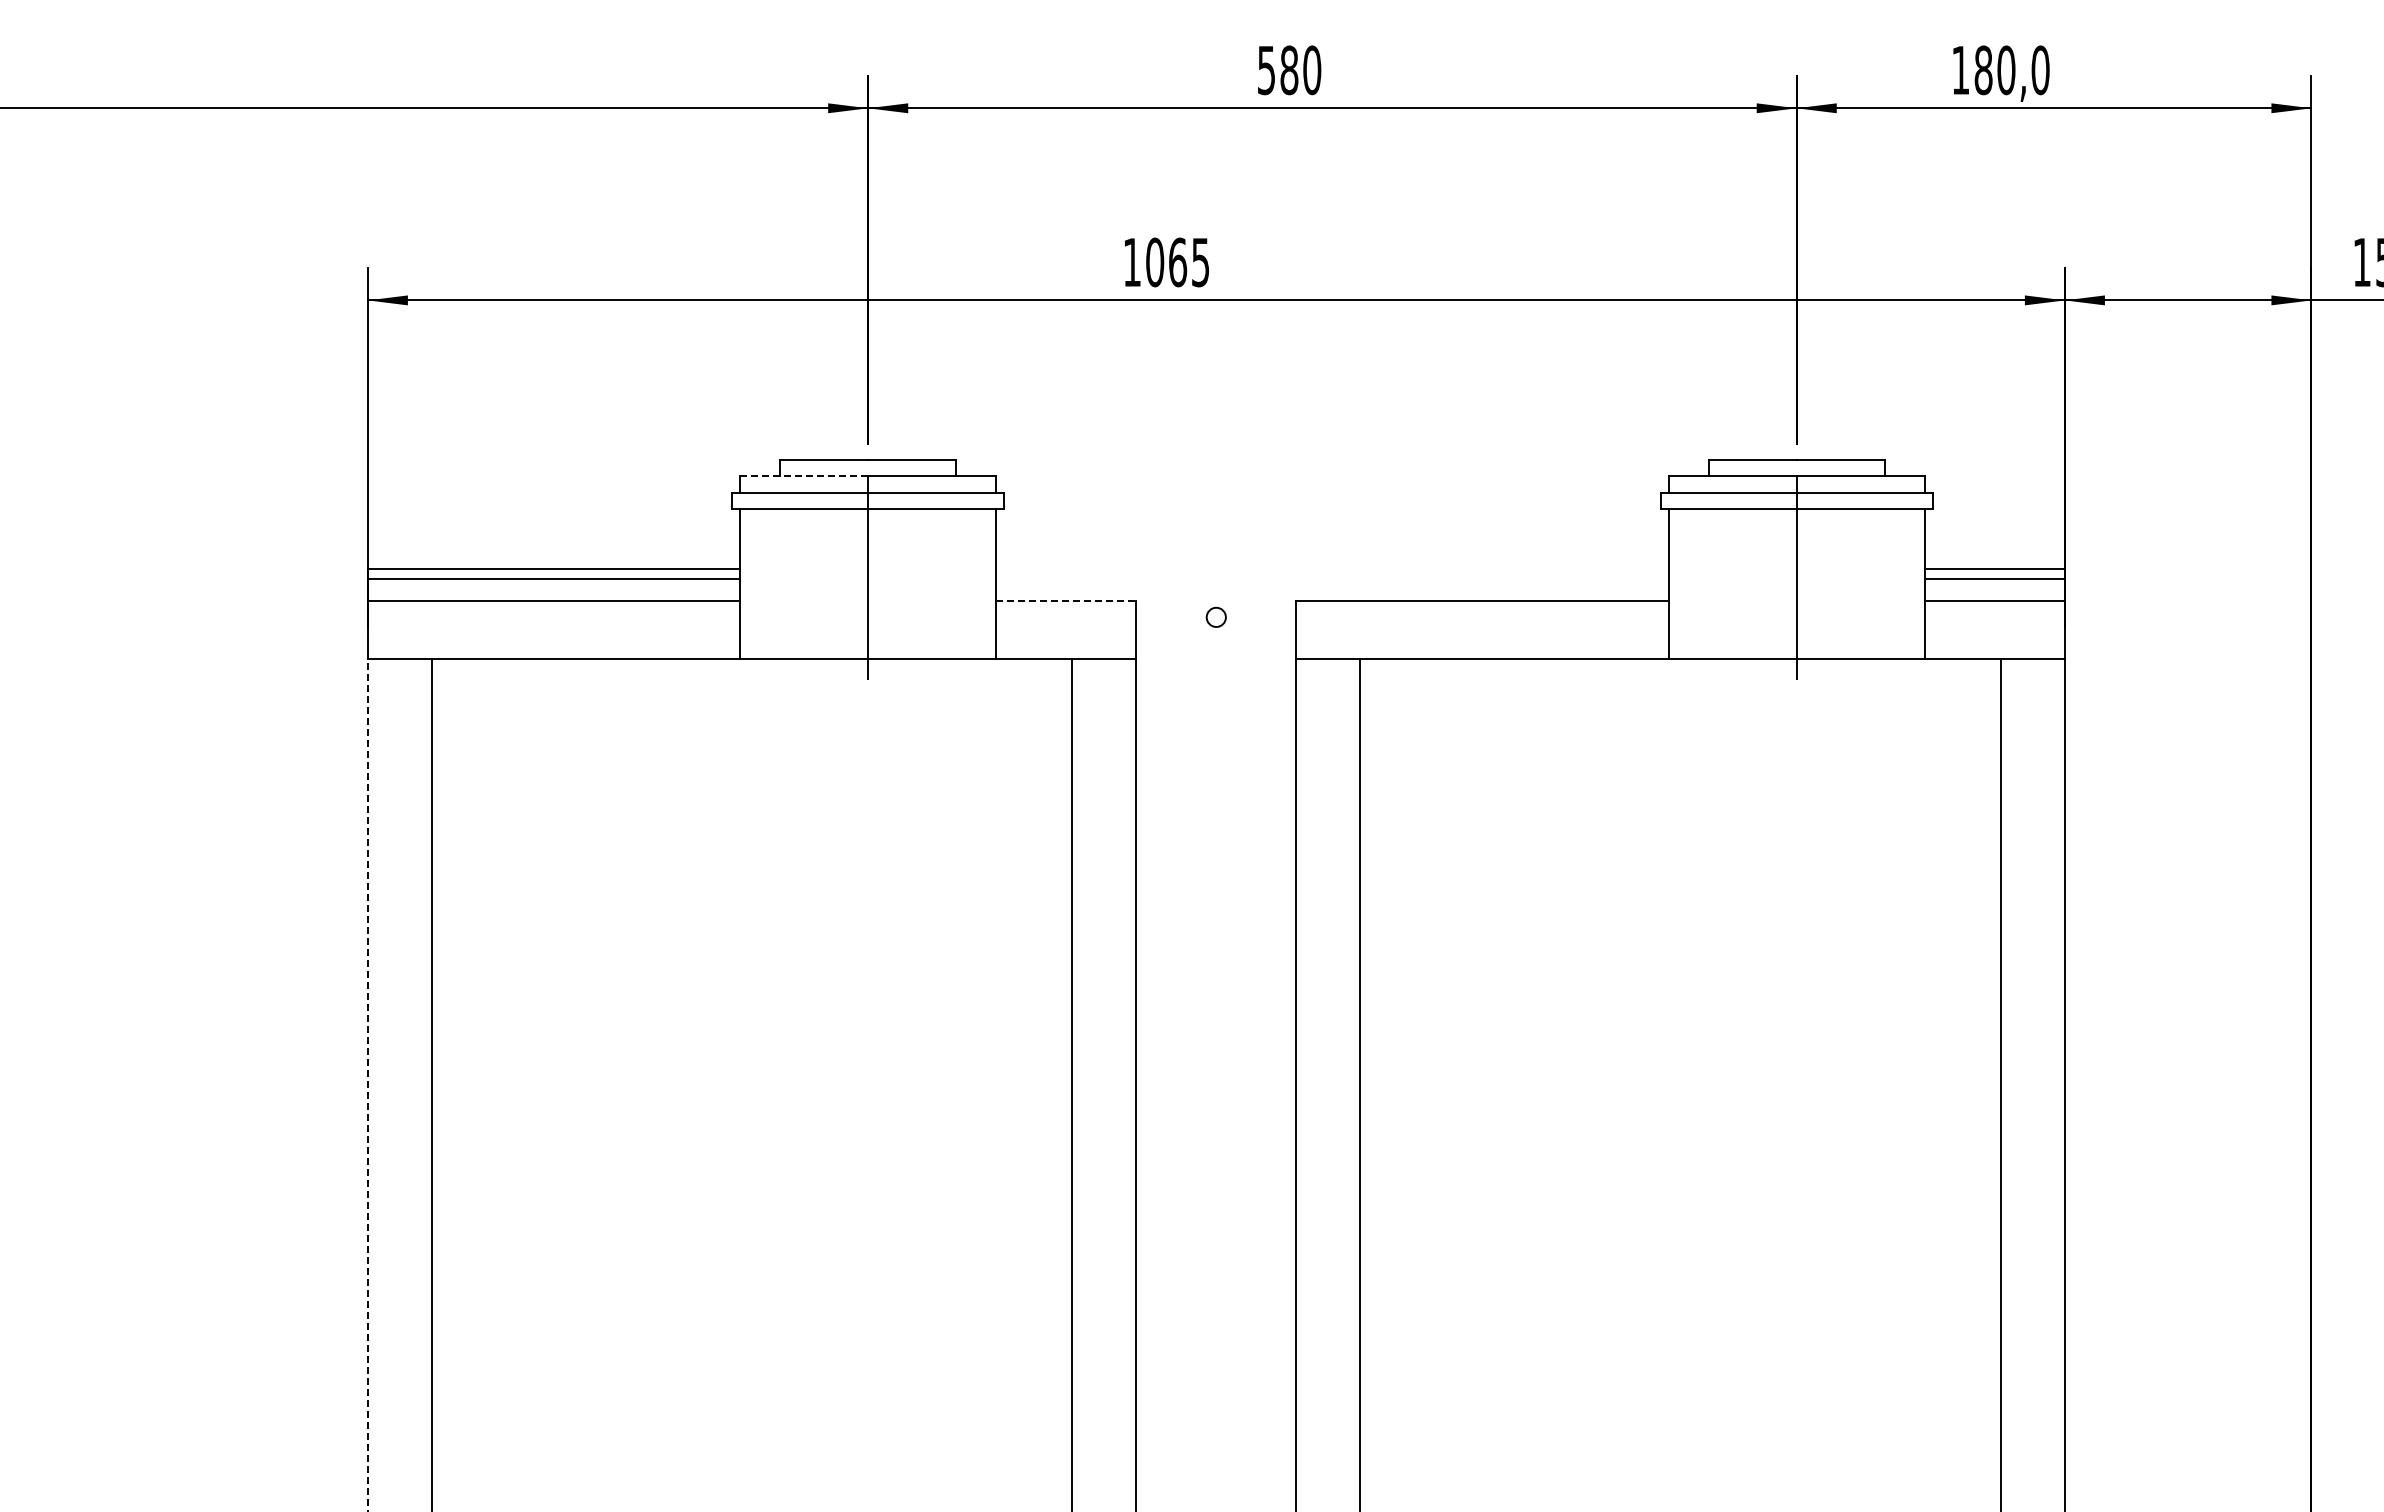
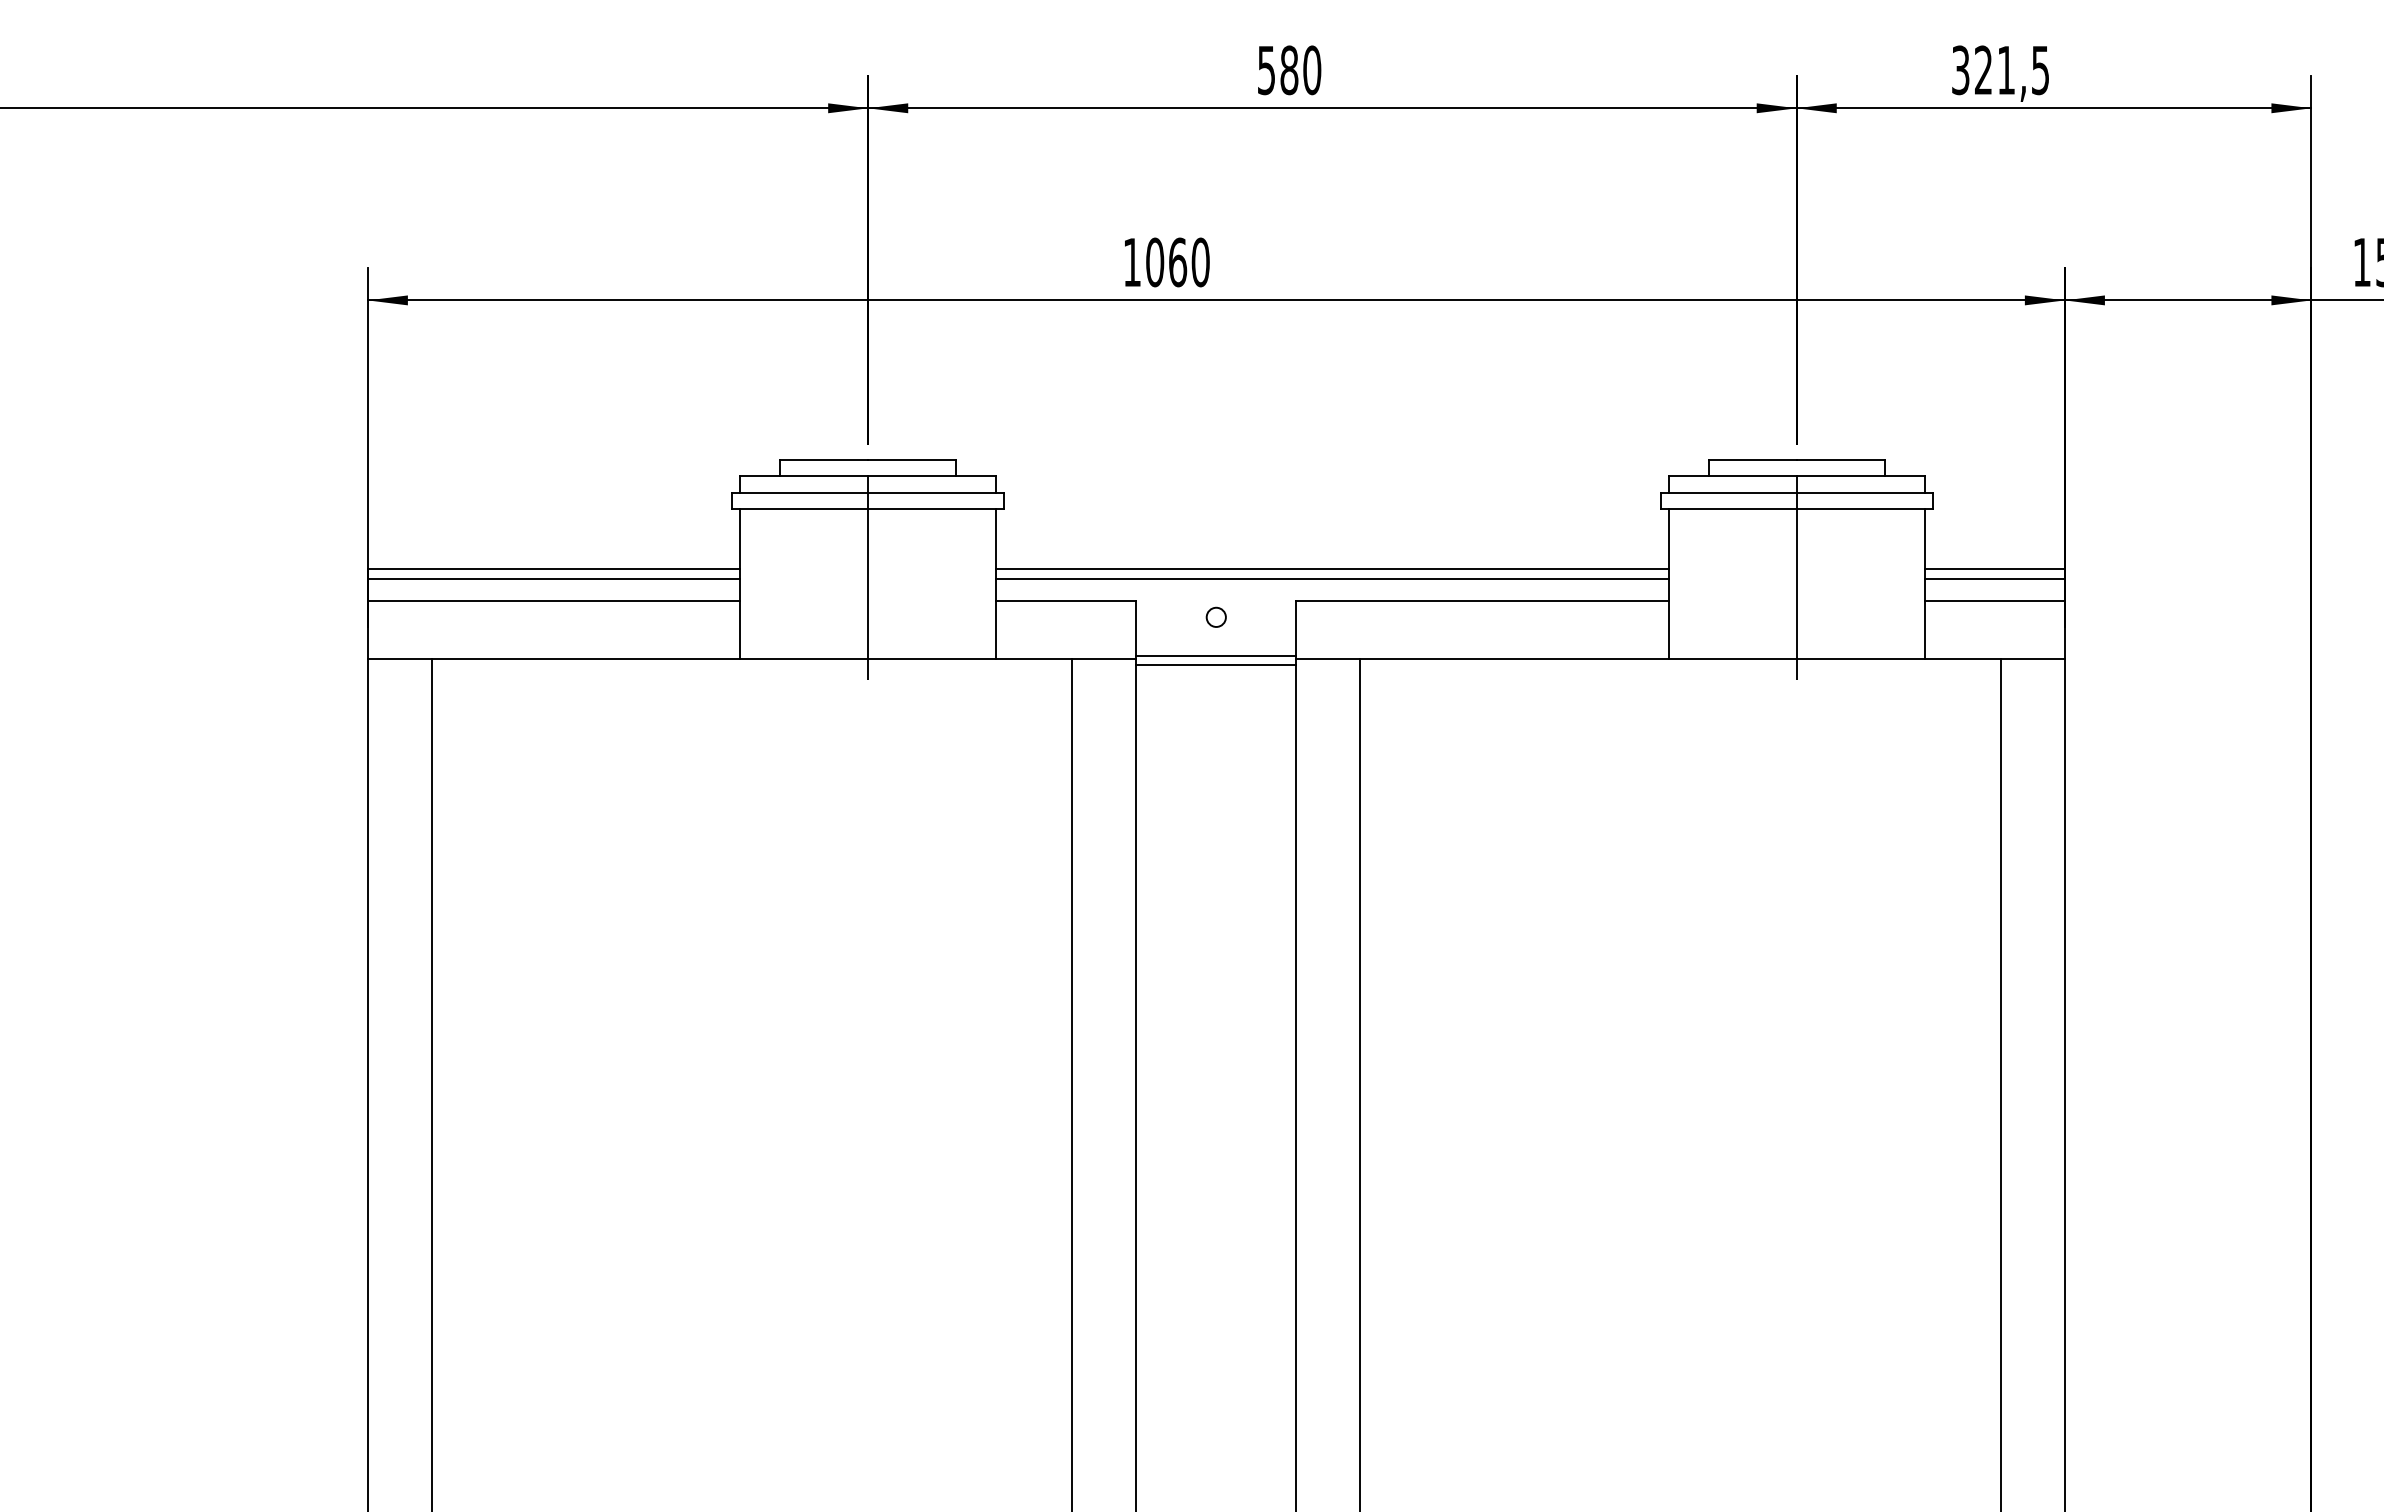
text: 180,0 -> 321,5 (2000, 70)
text: 1065 -> 1060 (1200, 262)
line: dashed -> solid (804, 476)
line: none -> present (1332, 569)
line: none -> present (1332, 578)
line: dashed -> solid (1066, 601)
line: none -> present (1216, 655)
line: none -> present (1216, 665)
line: dashed -> solid (367, 1084)
